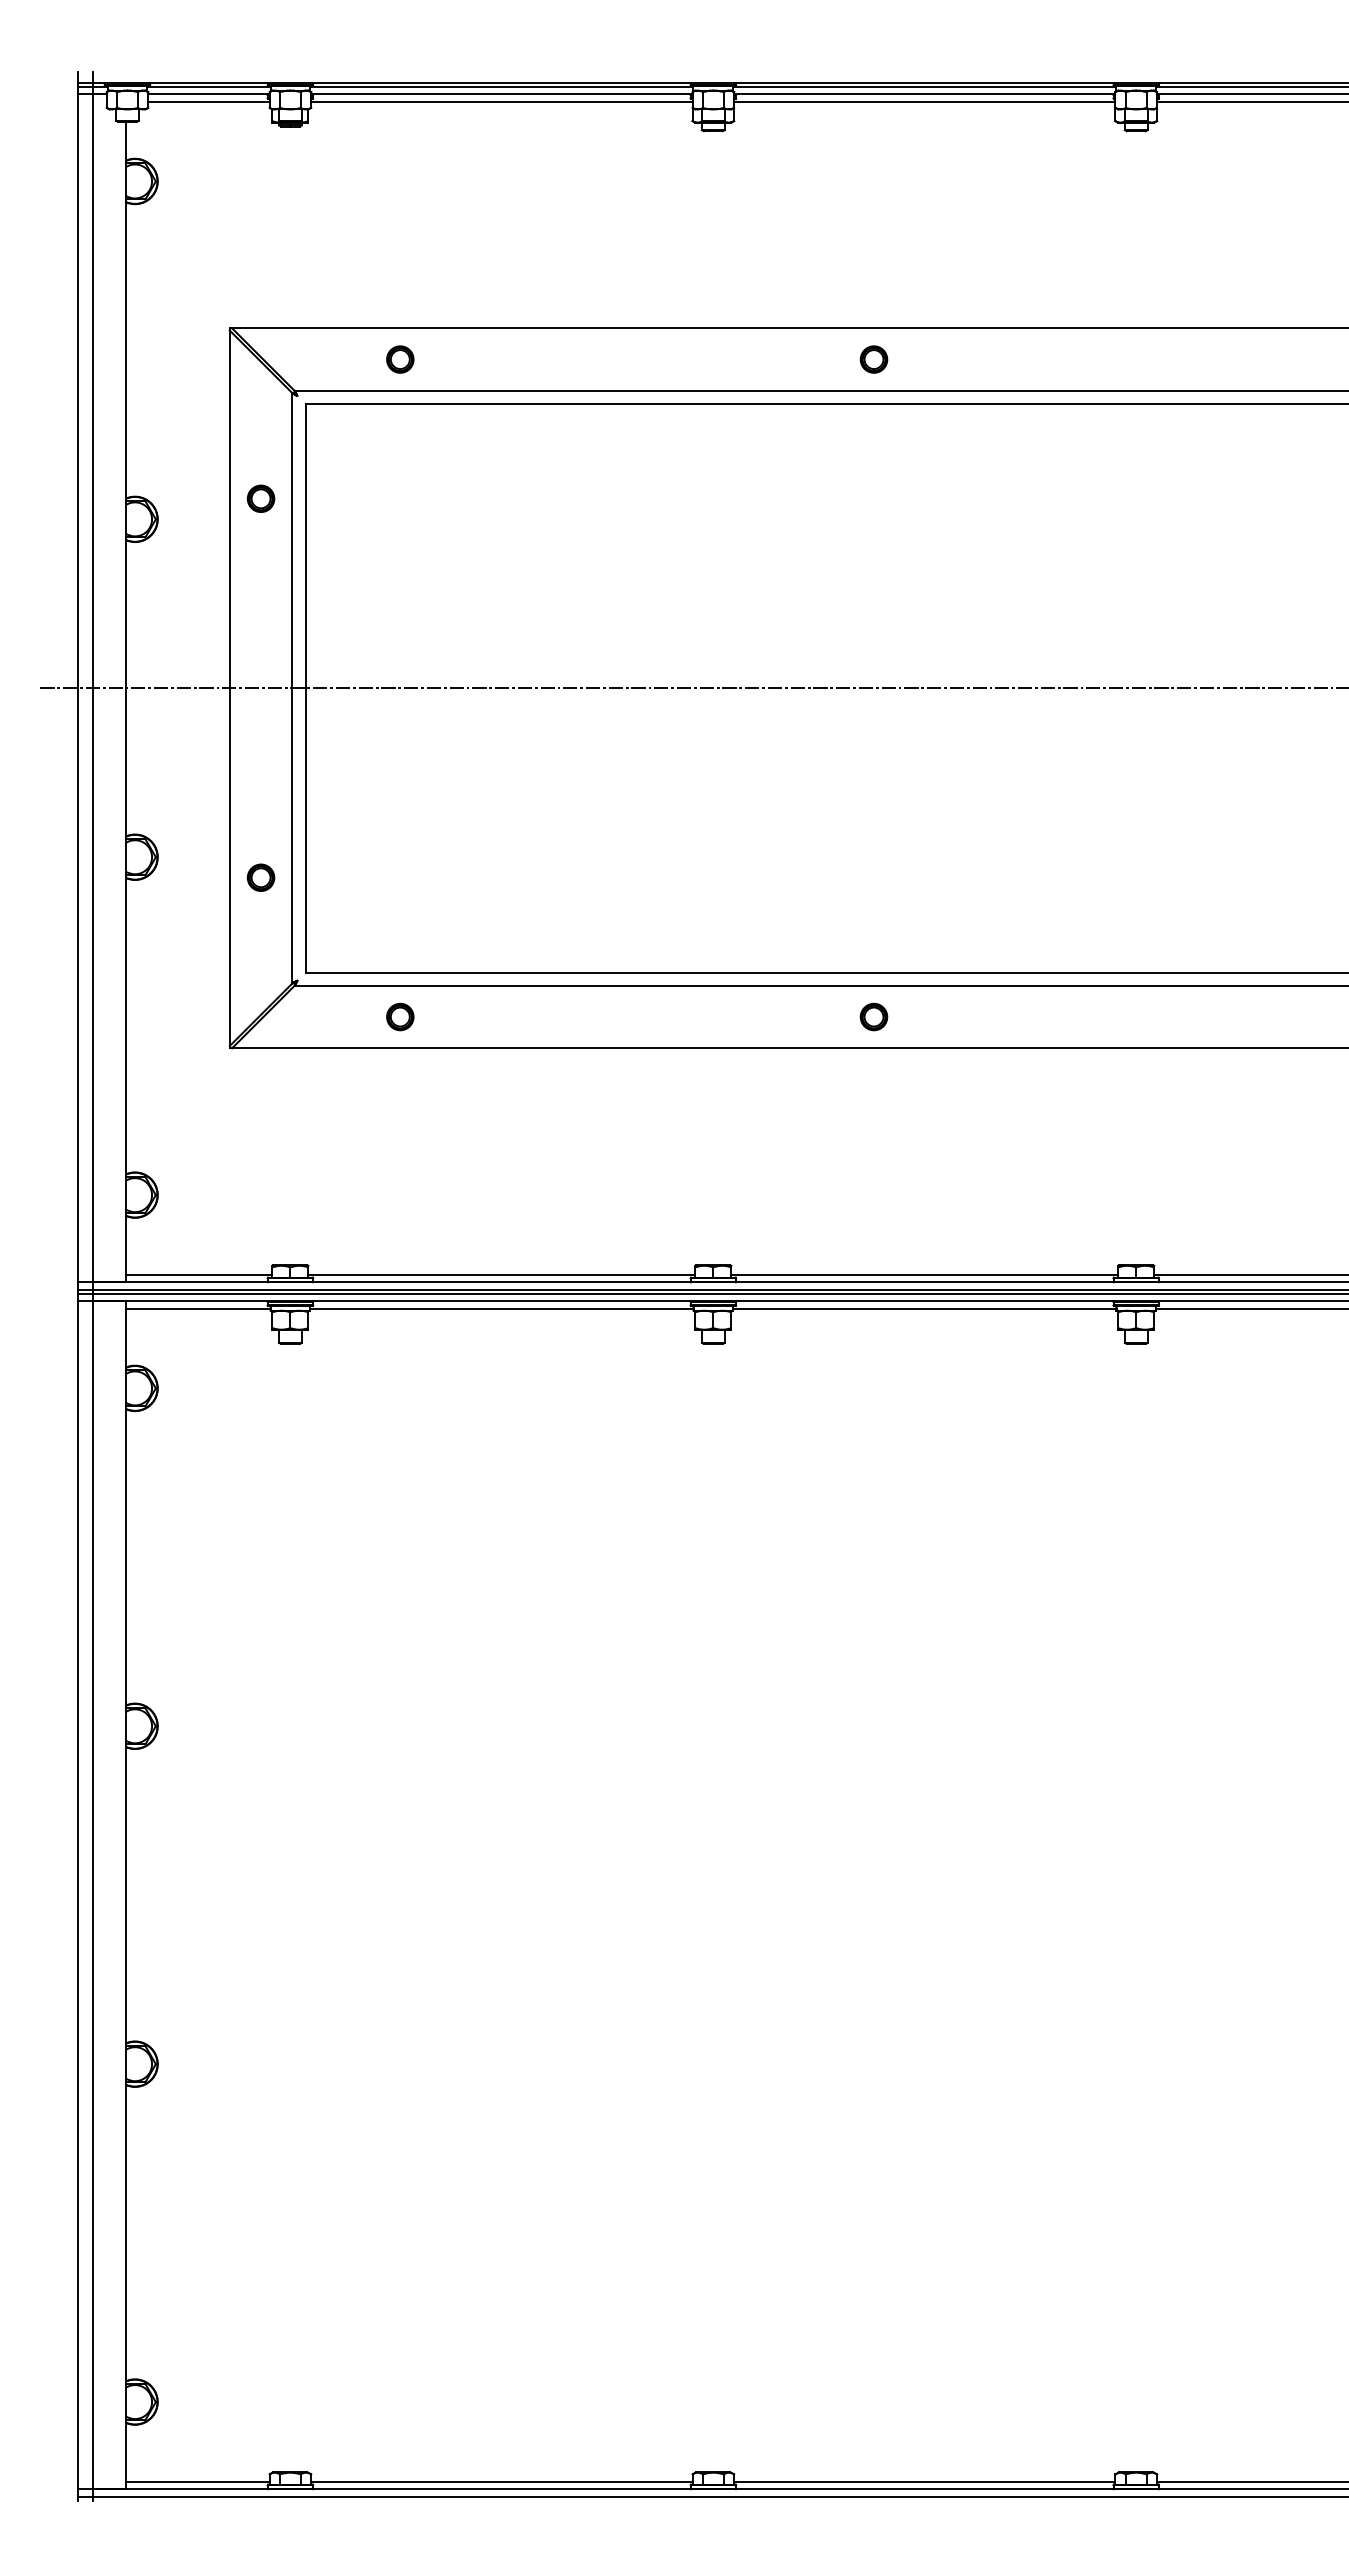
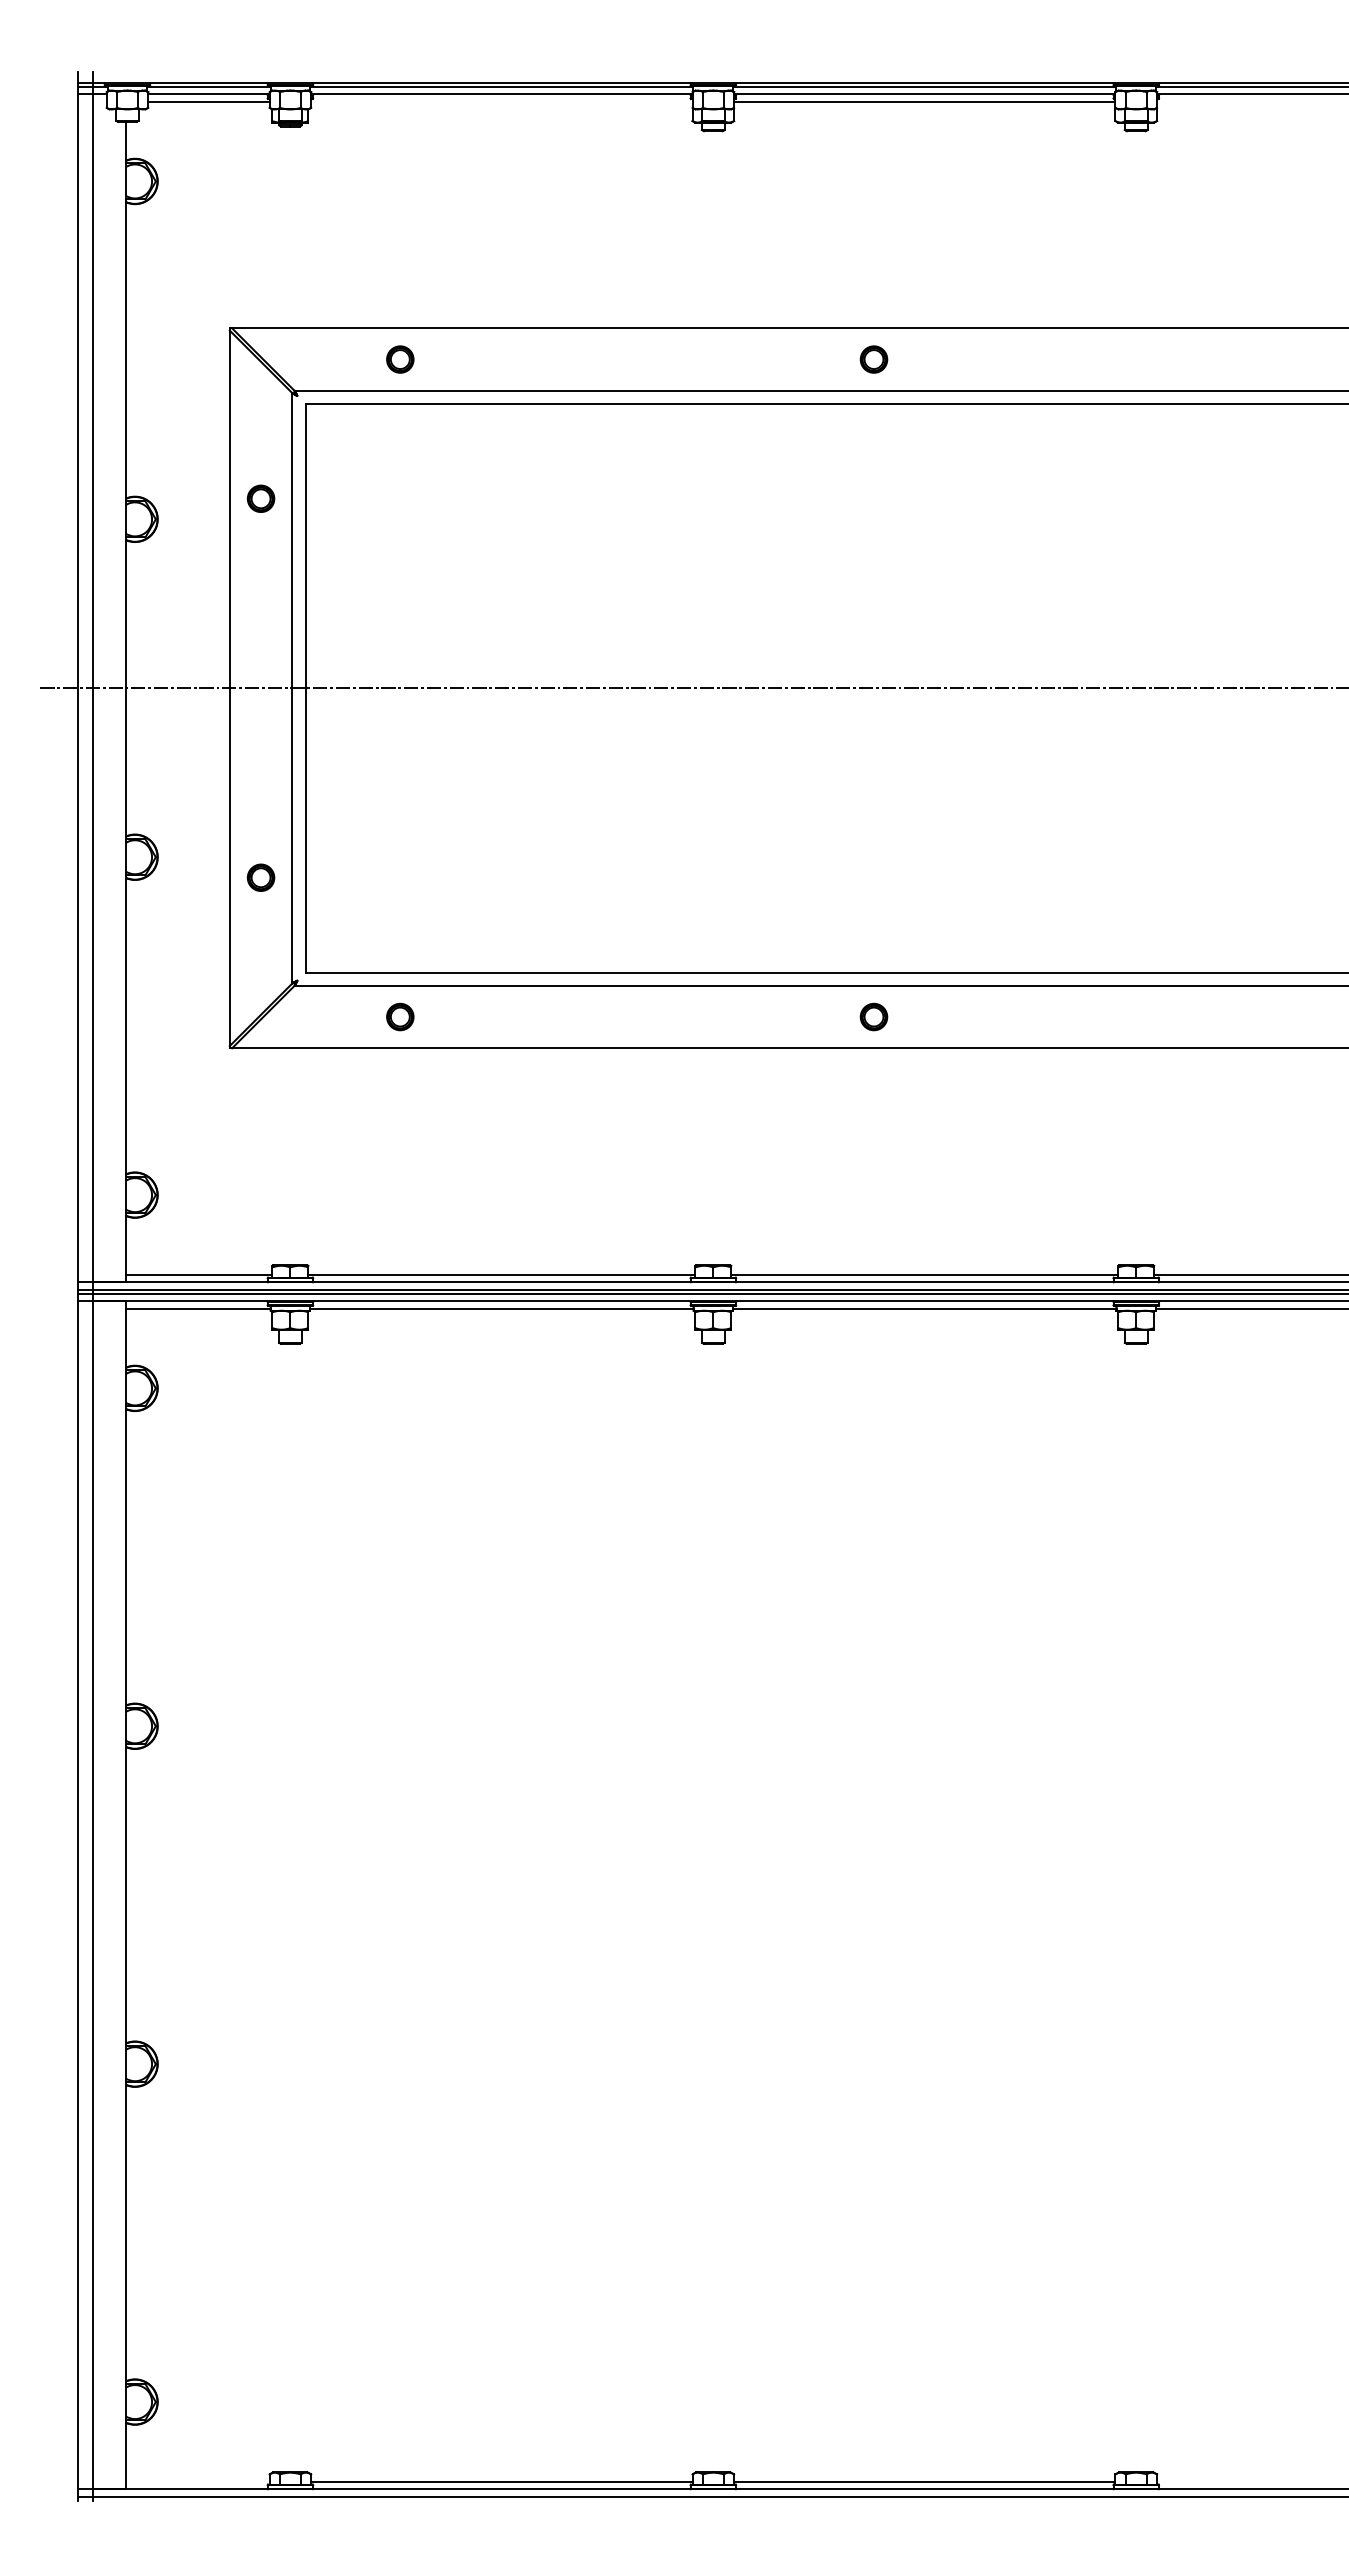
line: present -> none (501, 101)
line: present -> none (1251, 101)
line: present -> none (197, 2481)
line: present -> none (1251, 2481)
